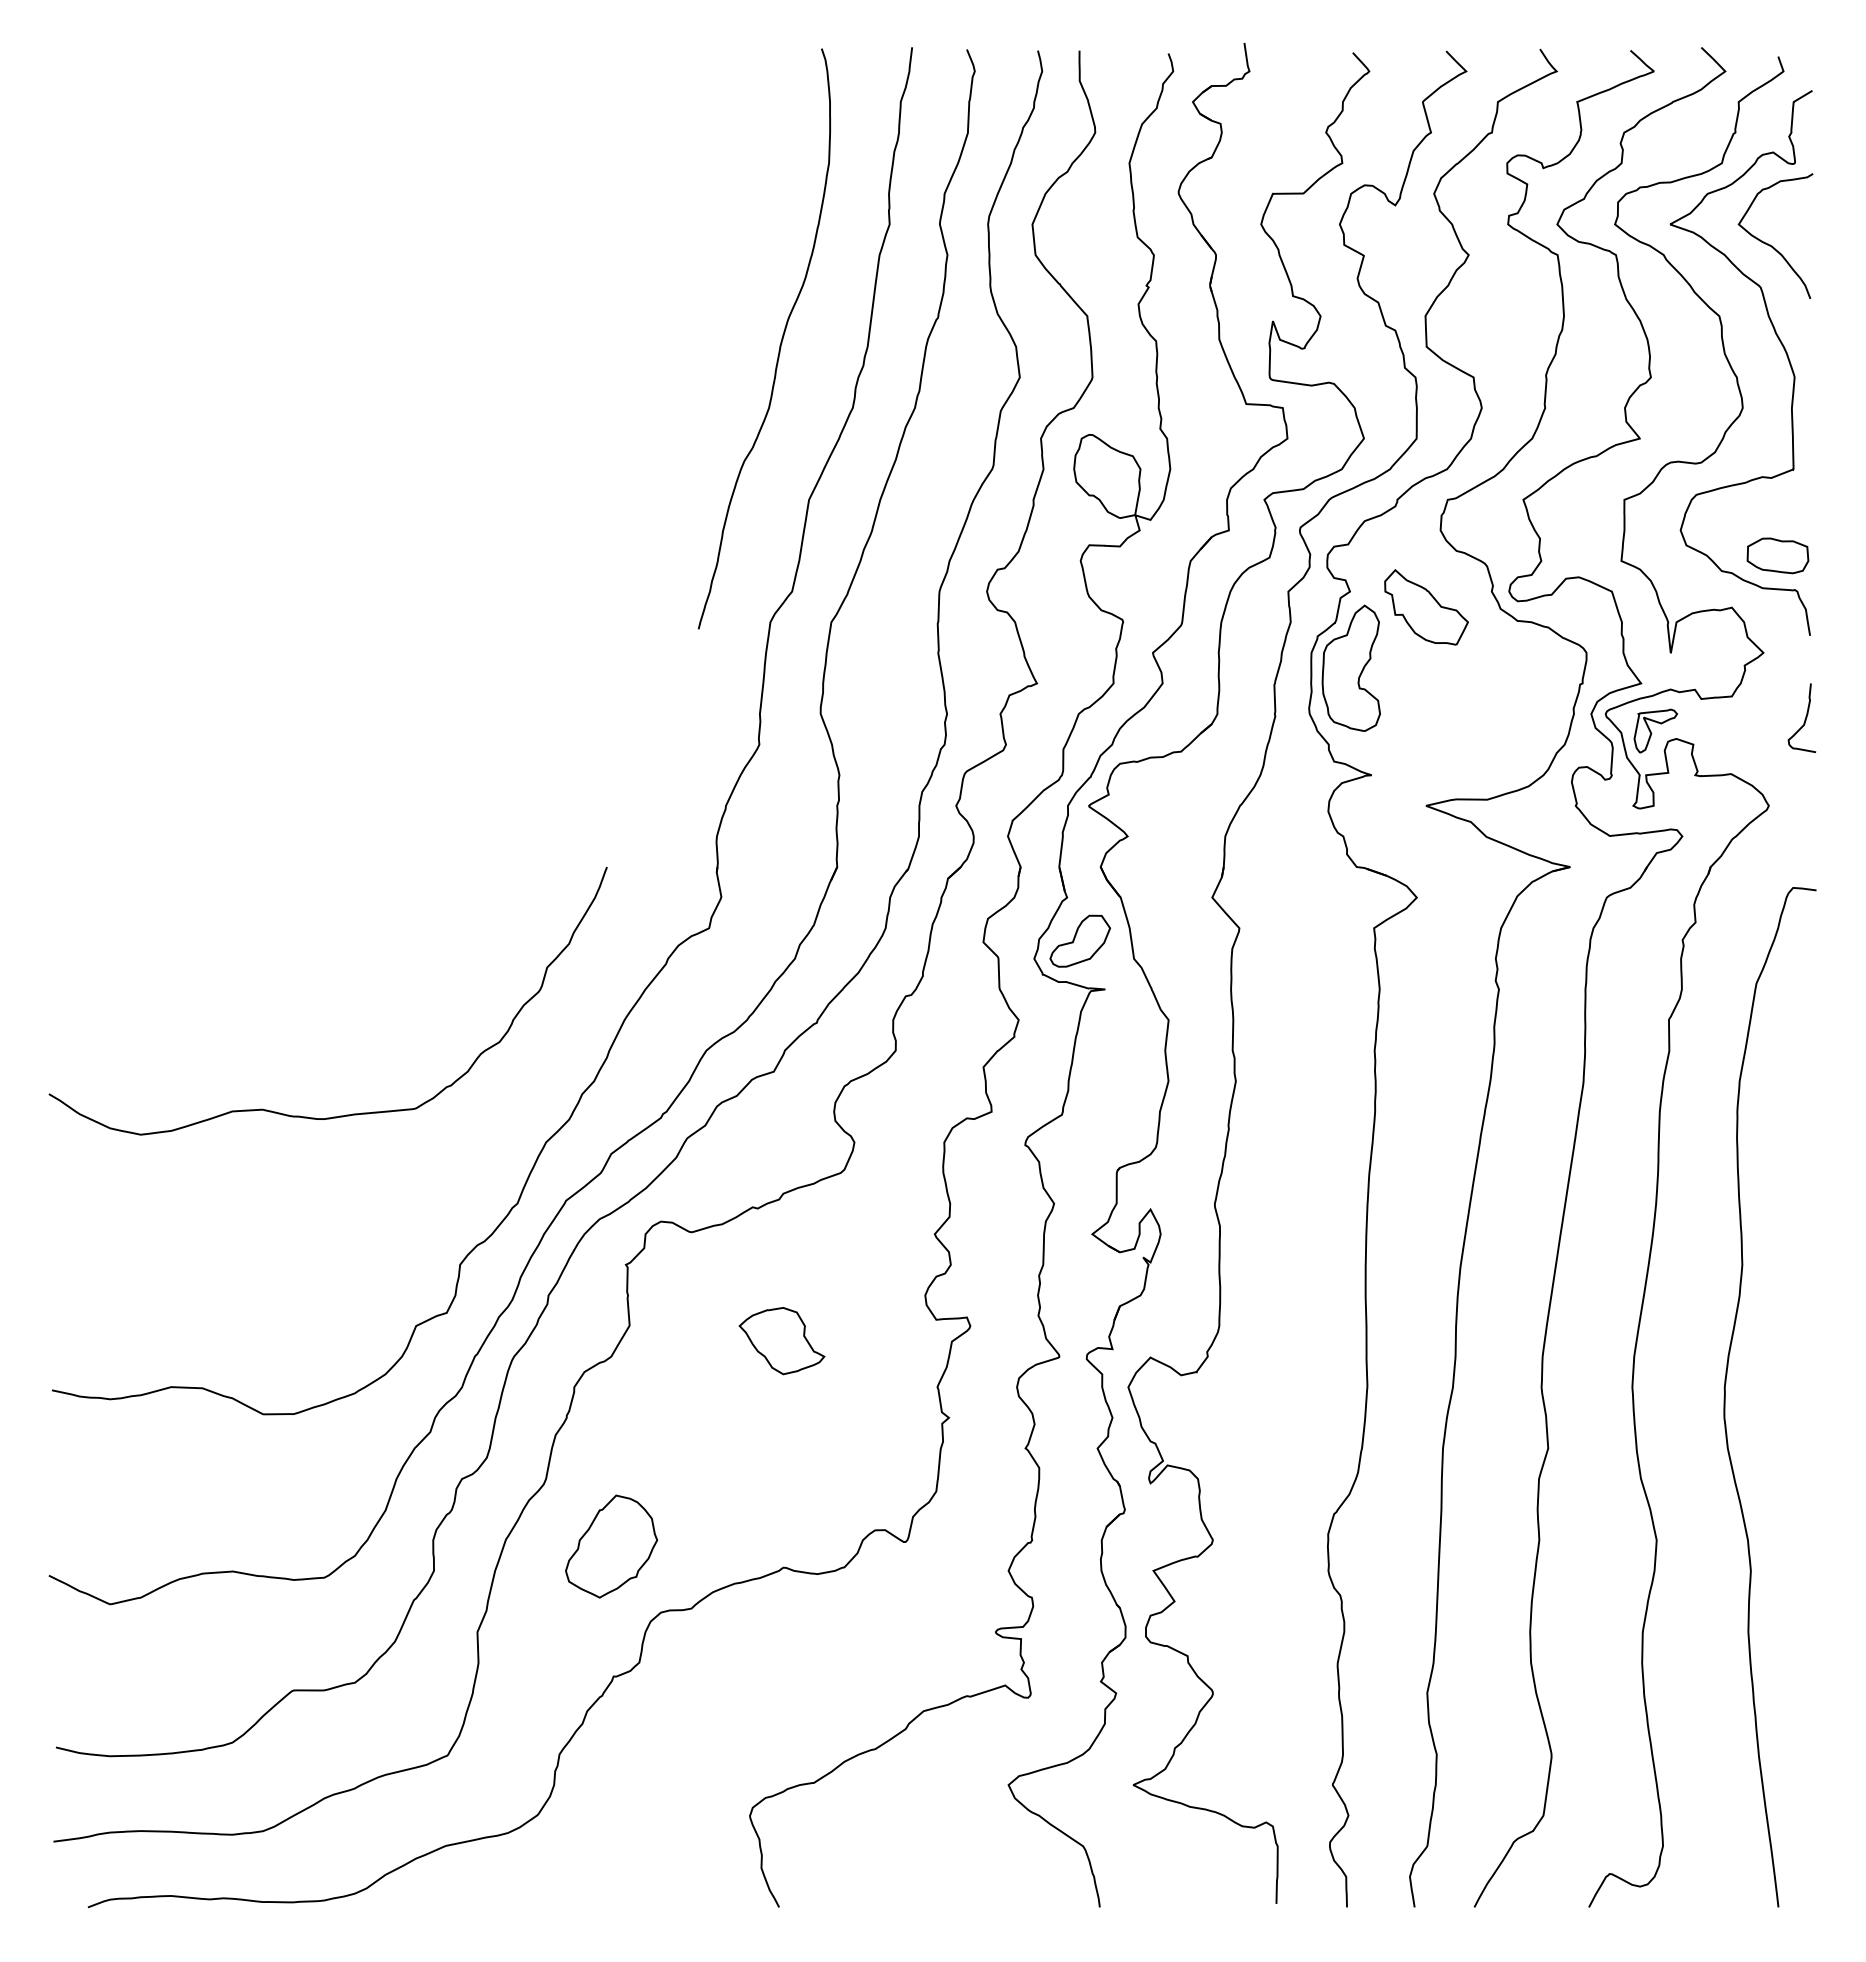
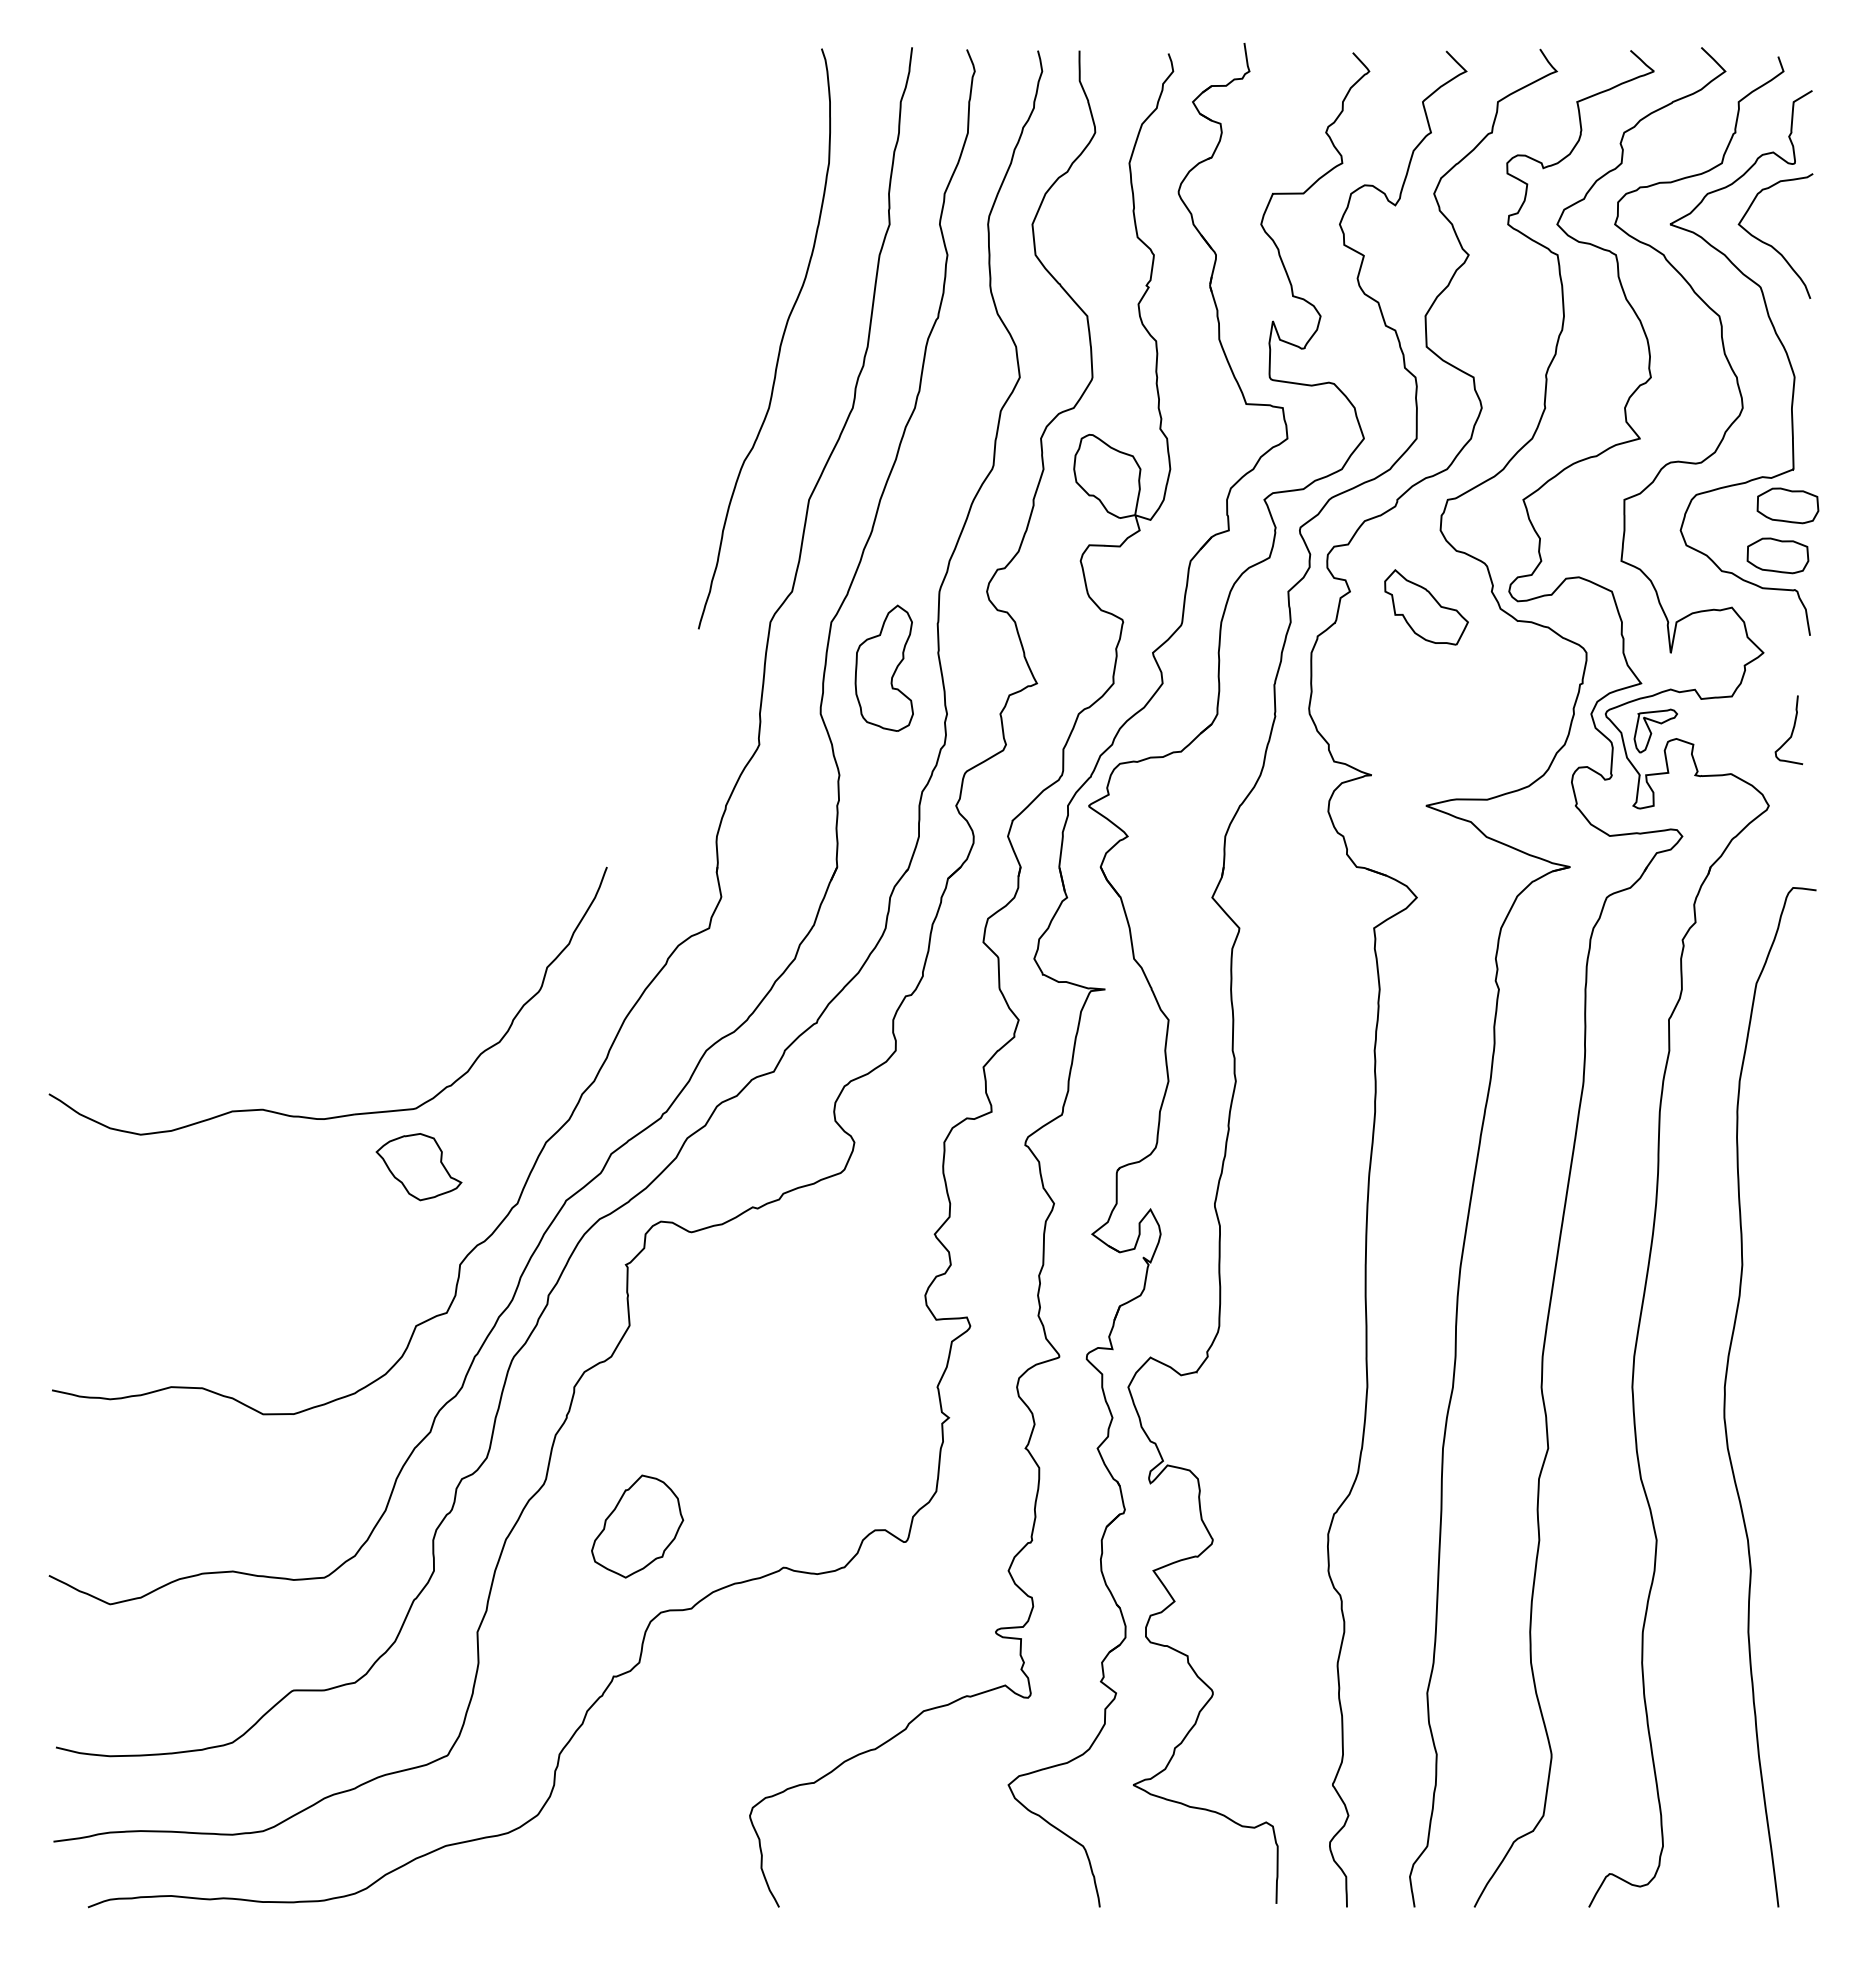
part: none -> present (1787, 505)
part position: (1350, 667) -> (883, 667) (883, 667)
curve position: (1804, 719) -> (1791, 731) (1791, 731)
part: present -> none (1079, 940)
part position: (781, 1341) -> (418, 1167) (418, 1167)
part position: (611, 1546) -> (637, 1526) (637, 1526)
